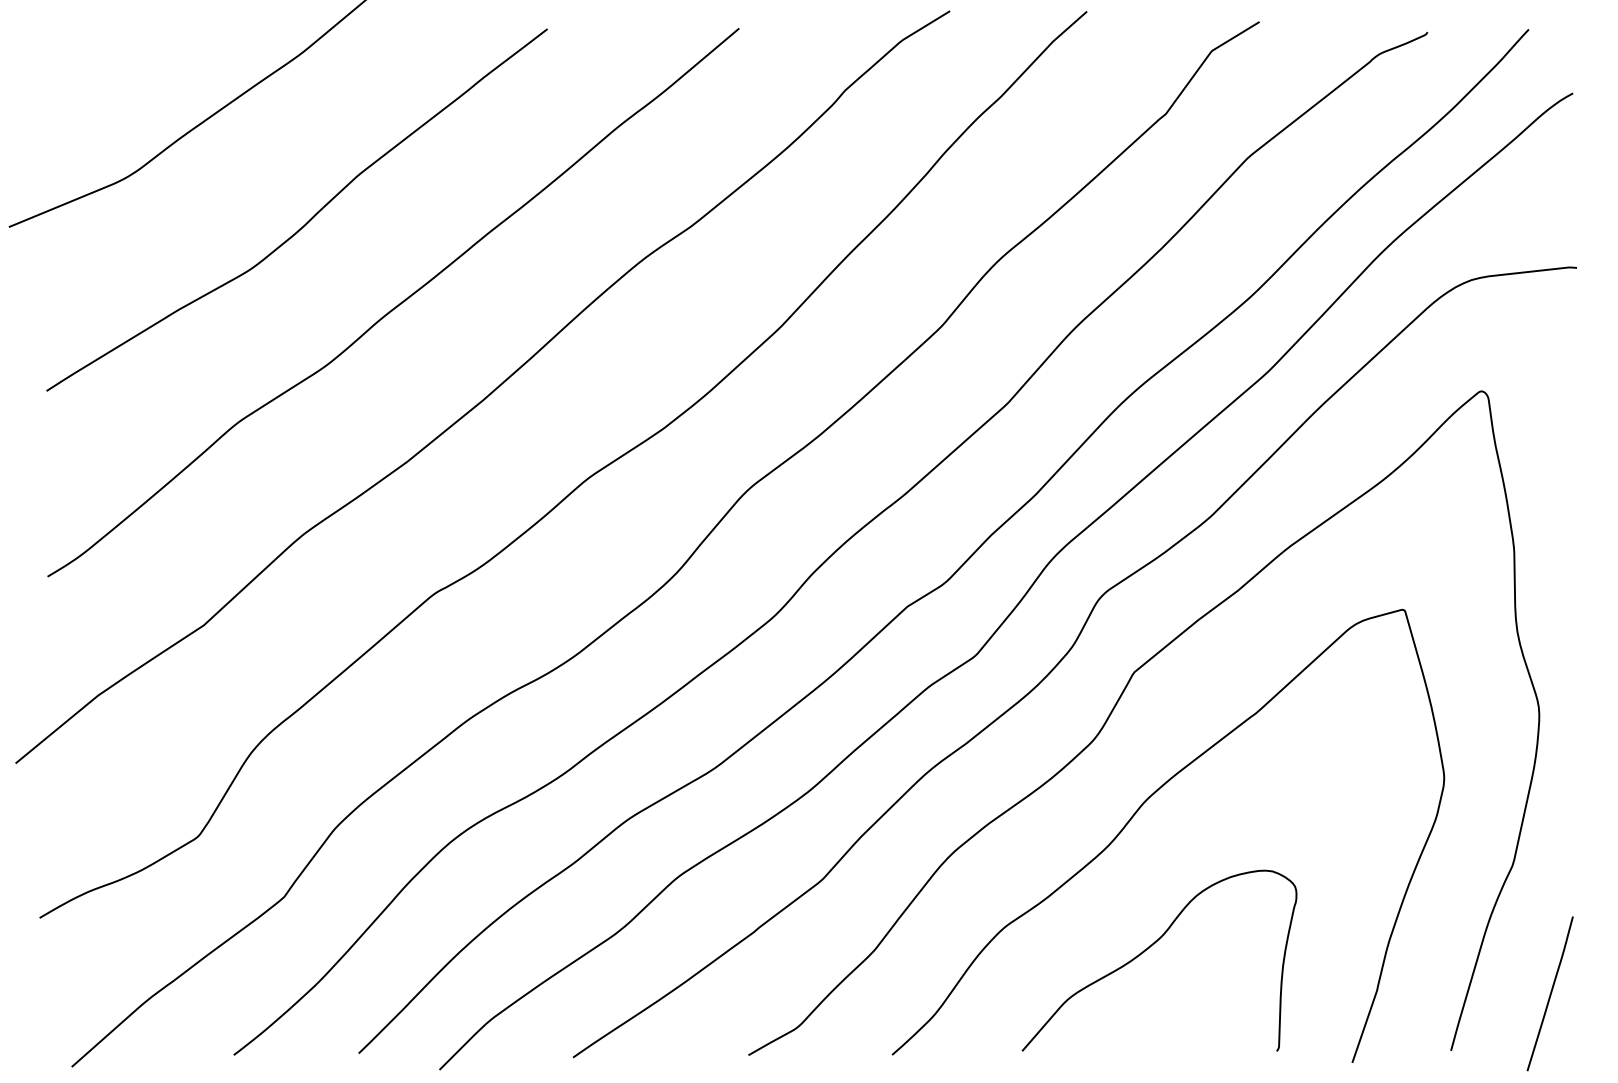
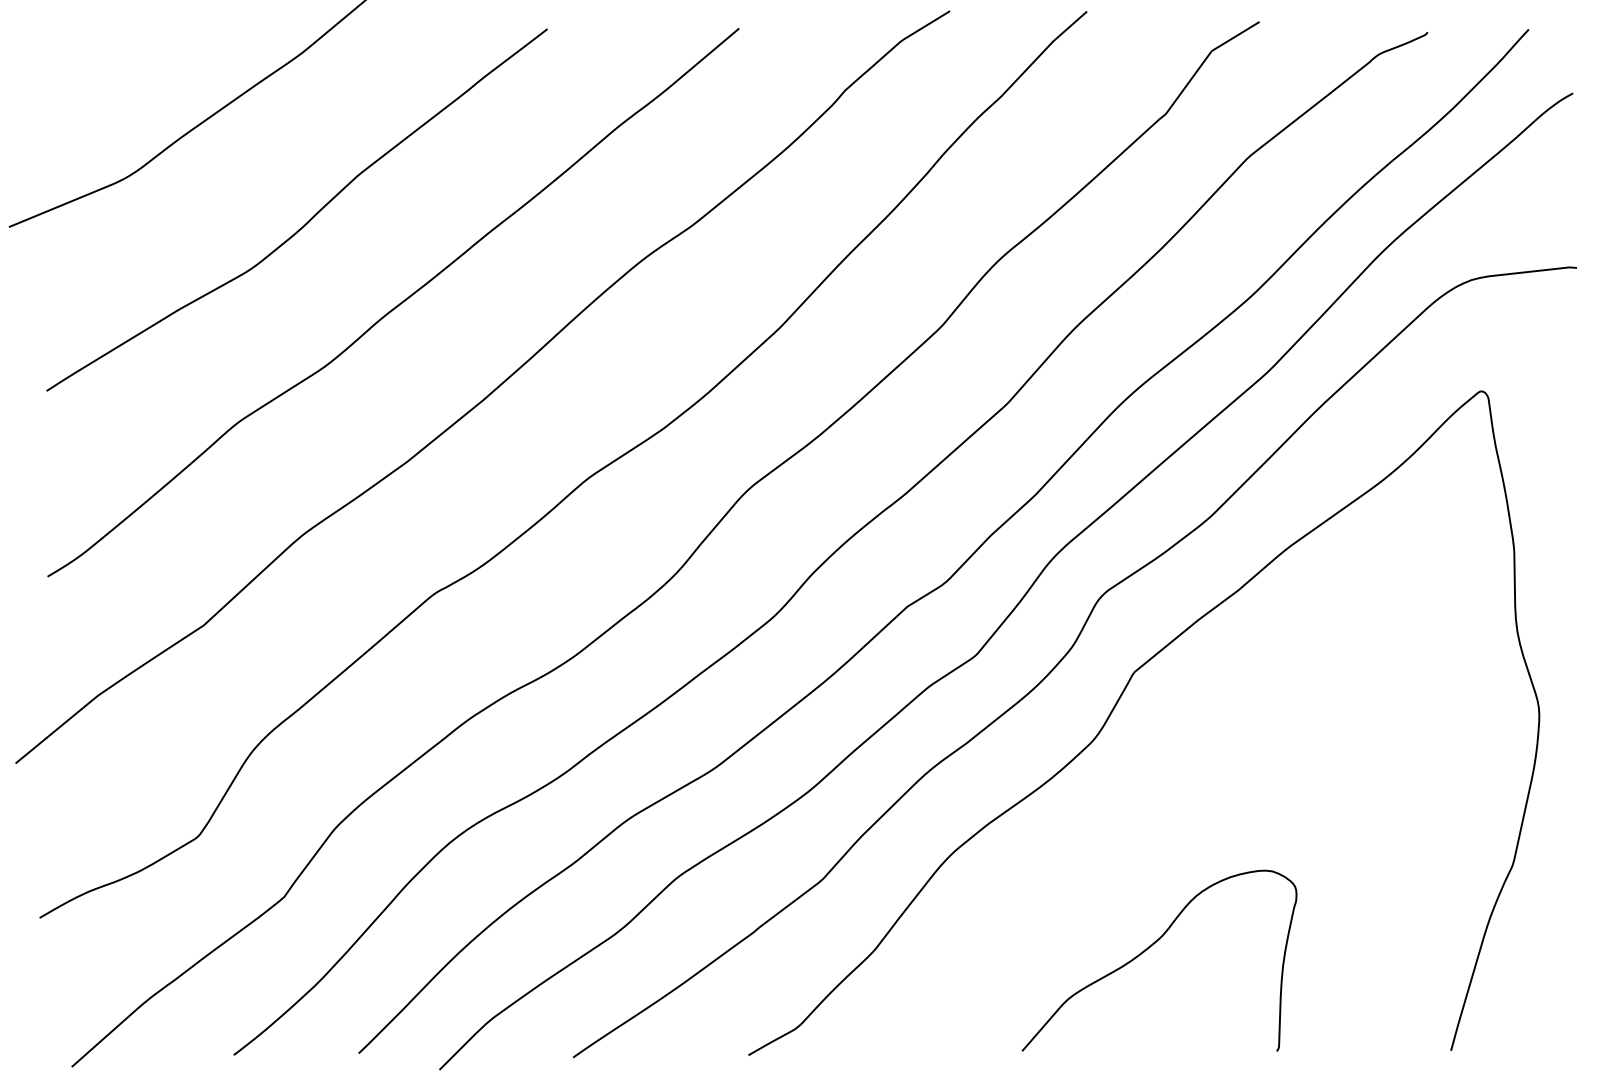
curve: present -> none (1137, 812)
curve: present -> none (1550, 993)
